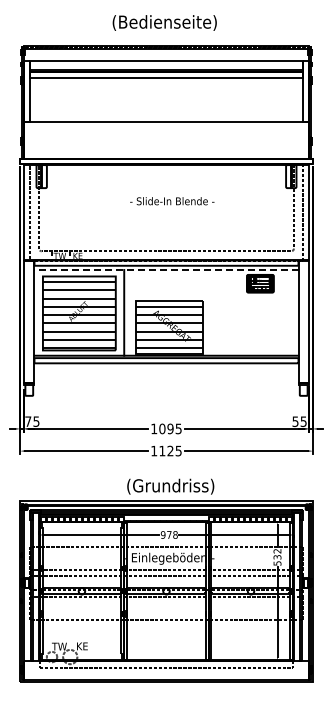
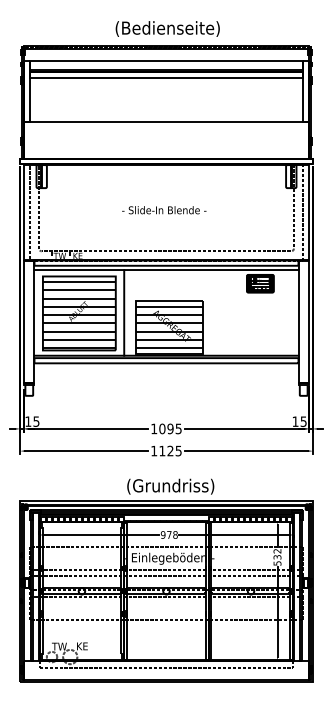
text position: (164, 22) -> (167, 28) (167, 28)
text position: (172, 201) -> (164, 210) (164, 210)
line: dashed -> solid (166, 270)
text: 75 -> 15 (28, 421)
text: 55 -> 15 (295, 421)
